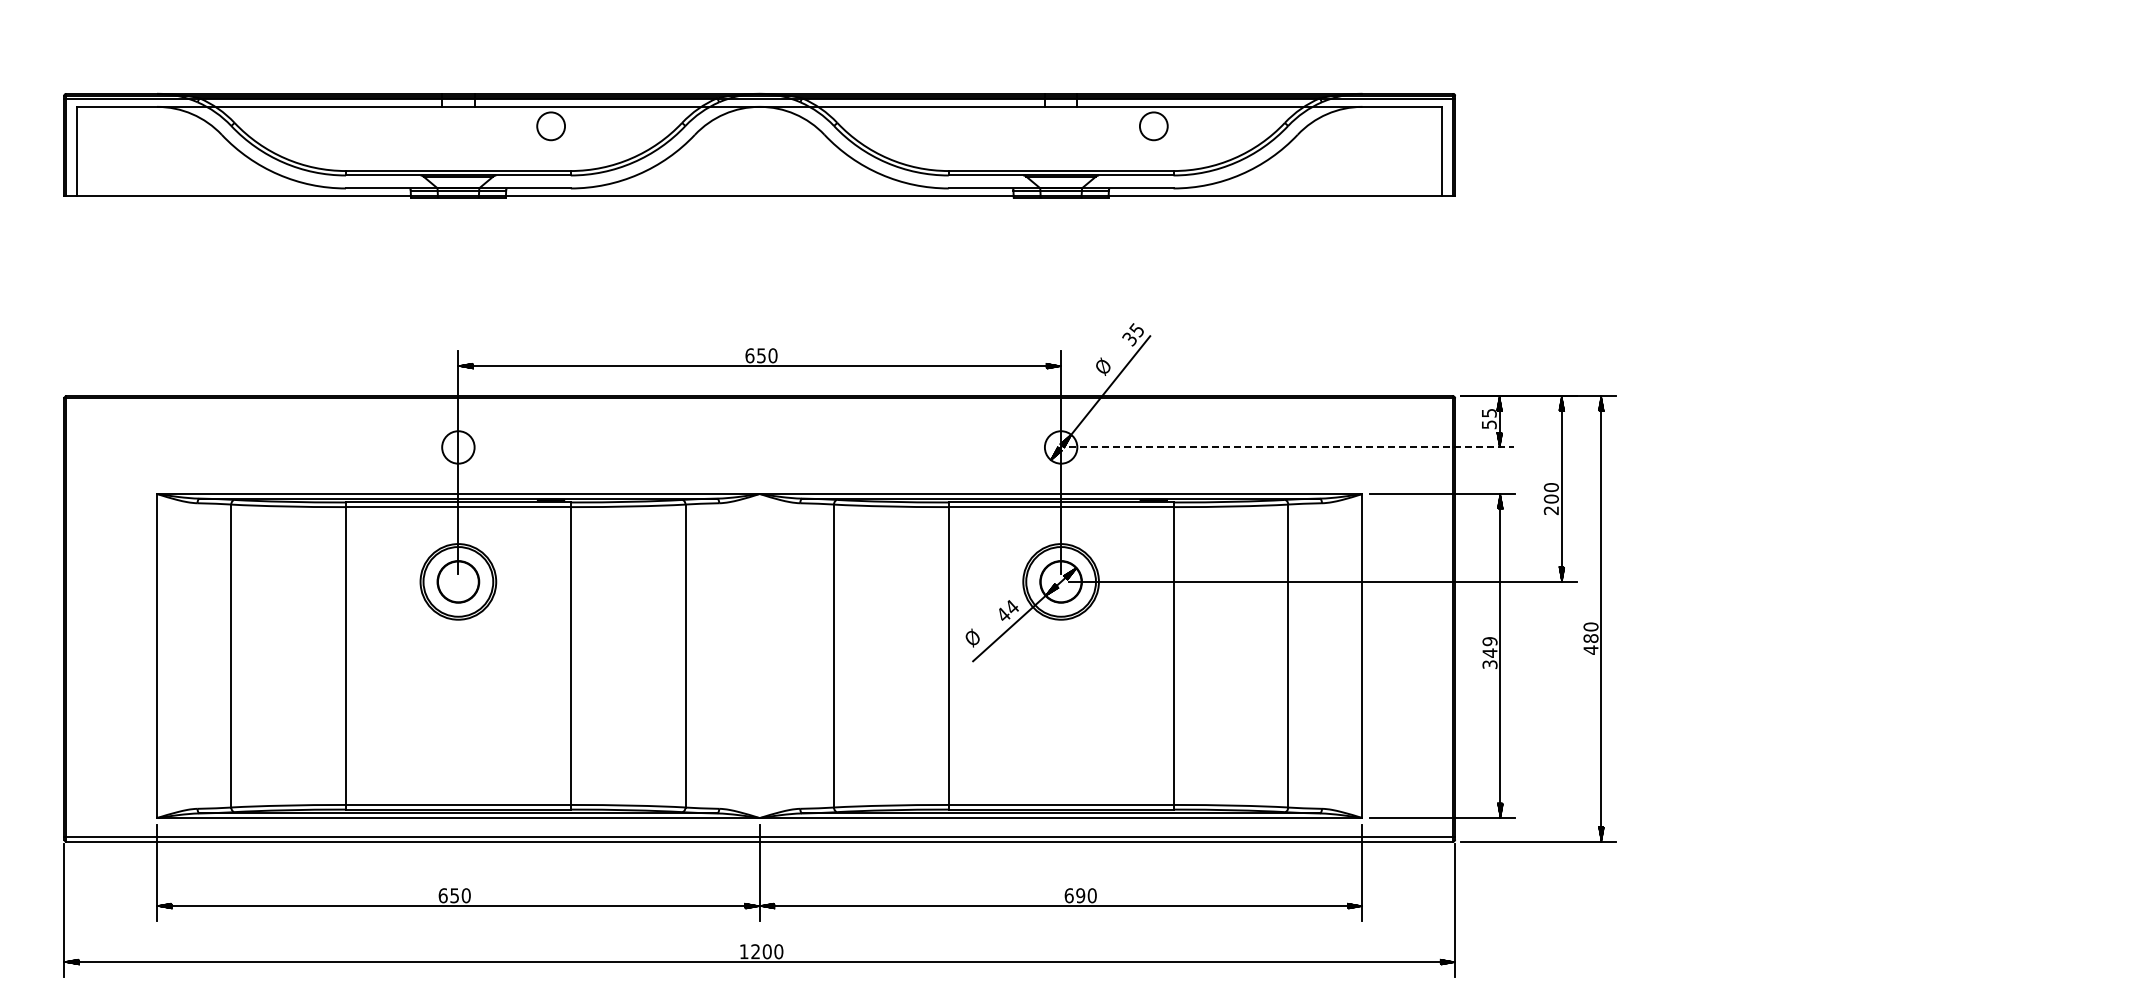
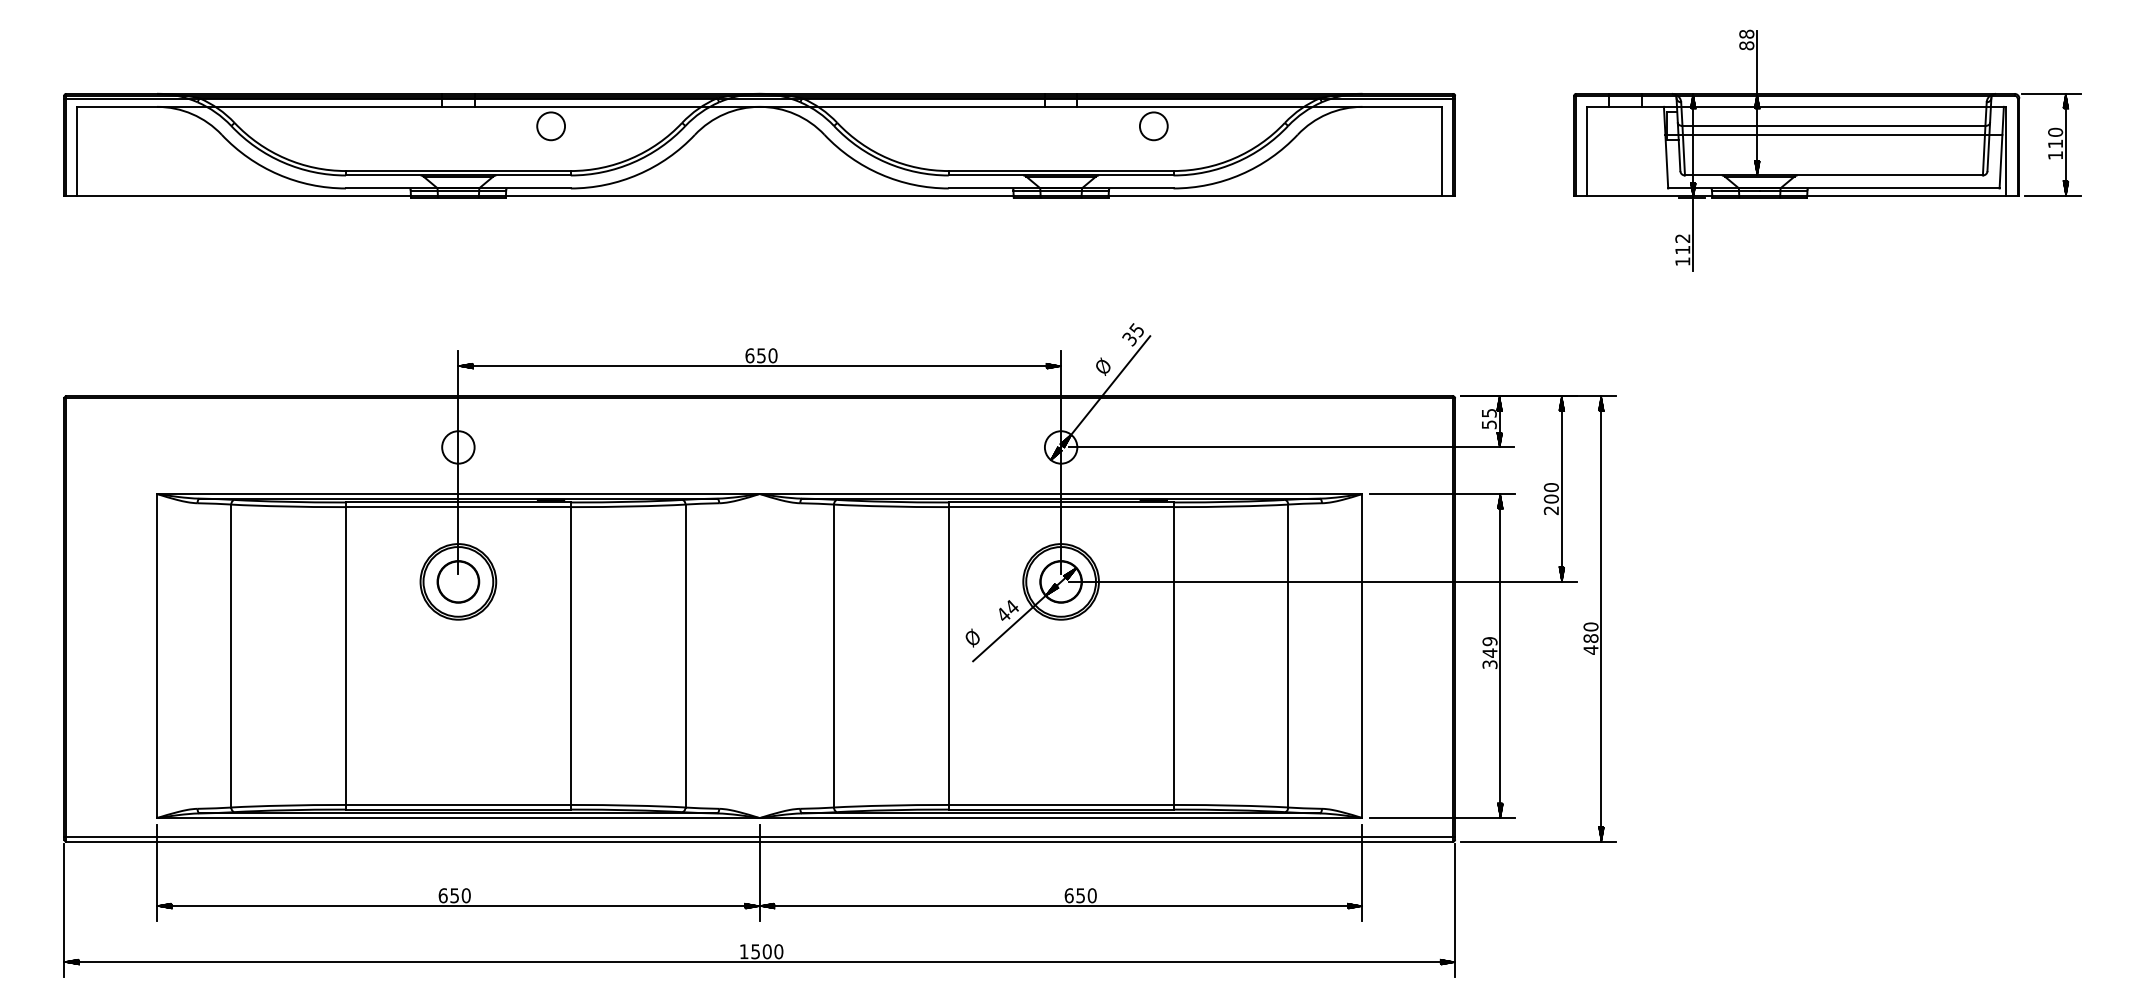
part: none -> present (1827, 150)
line: dashed -> solid (1291, 447)
text: 690 -> 650 (1080, 895)
text: 1200 -> 1500 (755, 951)
